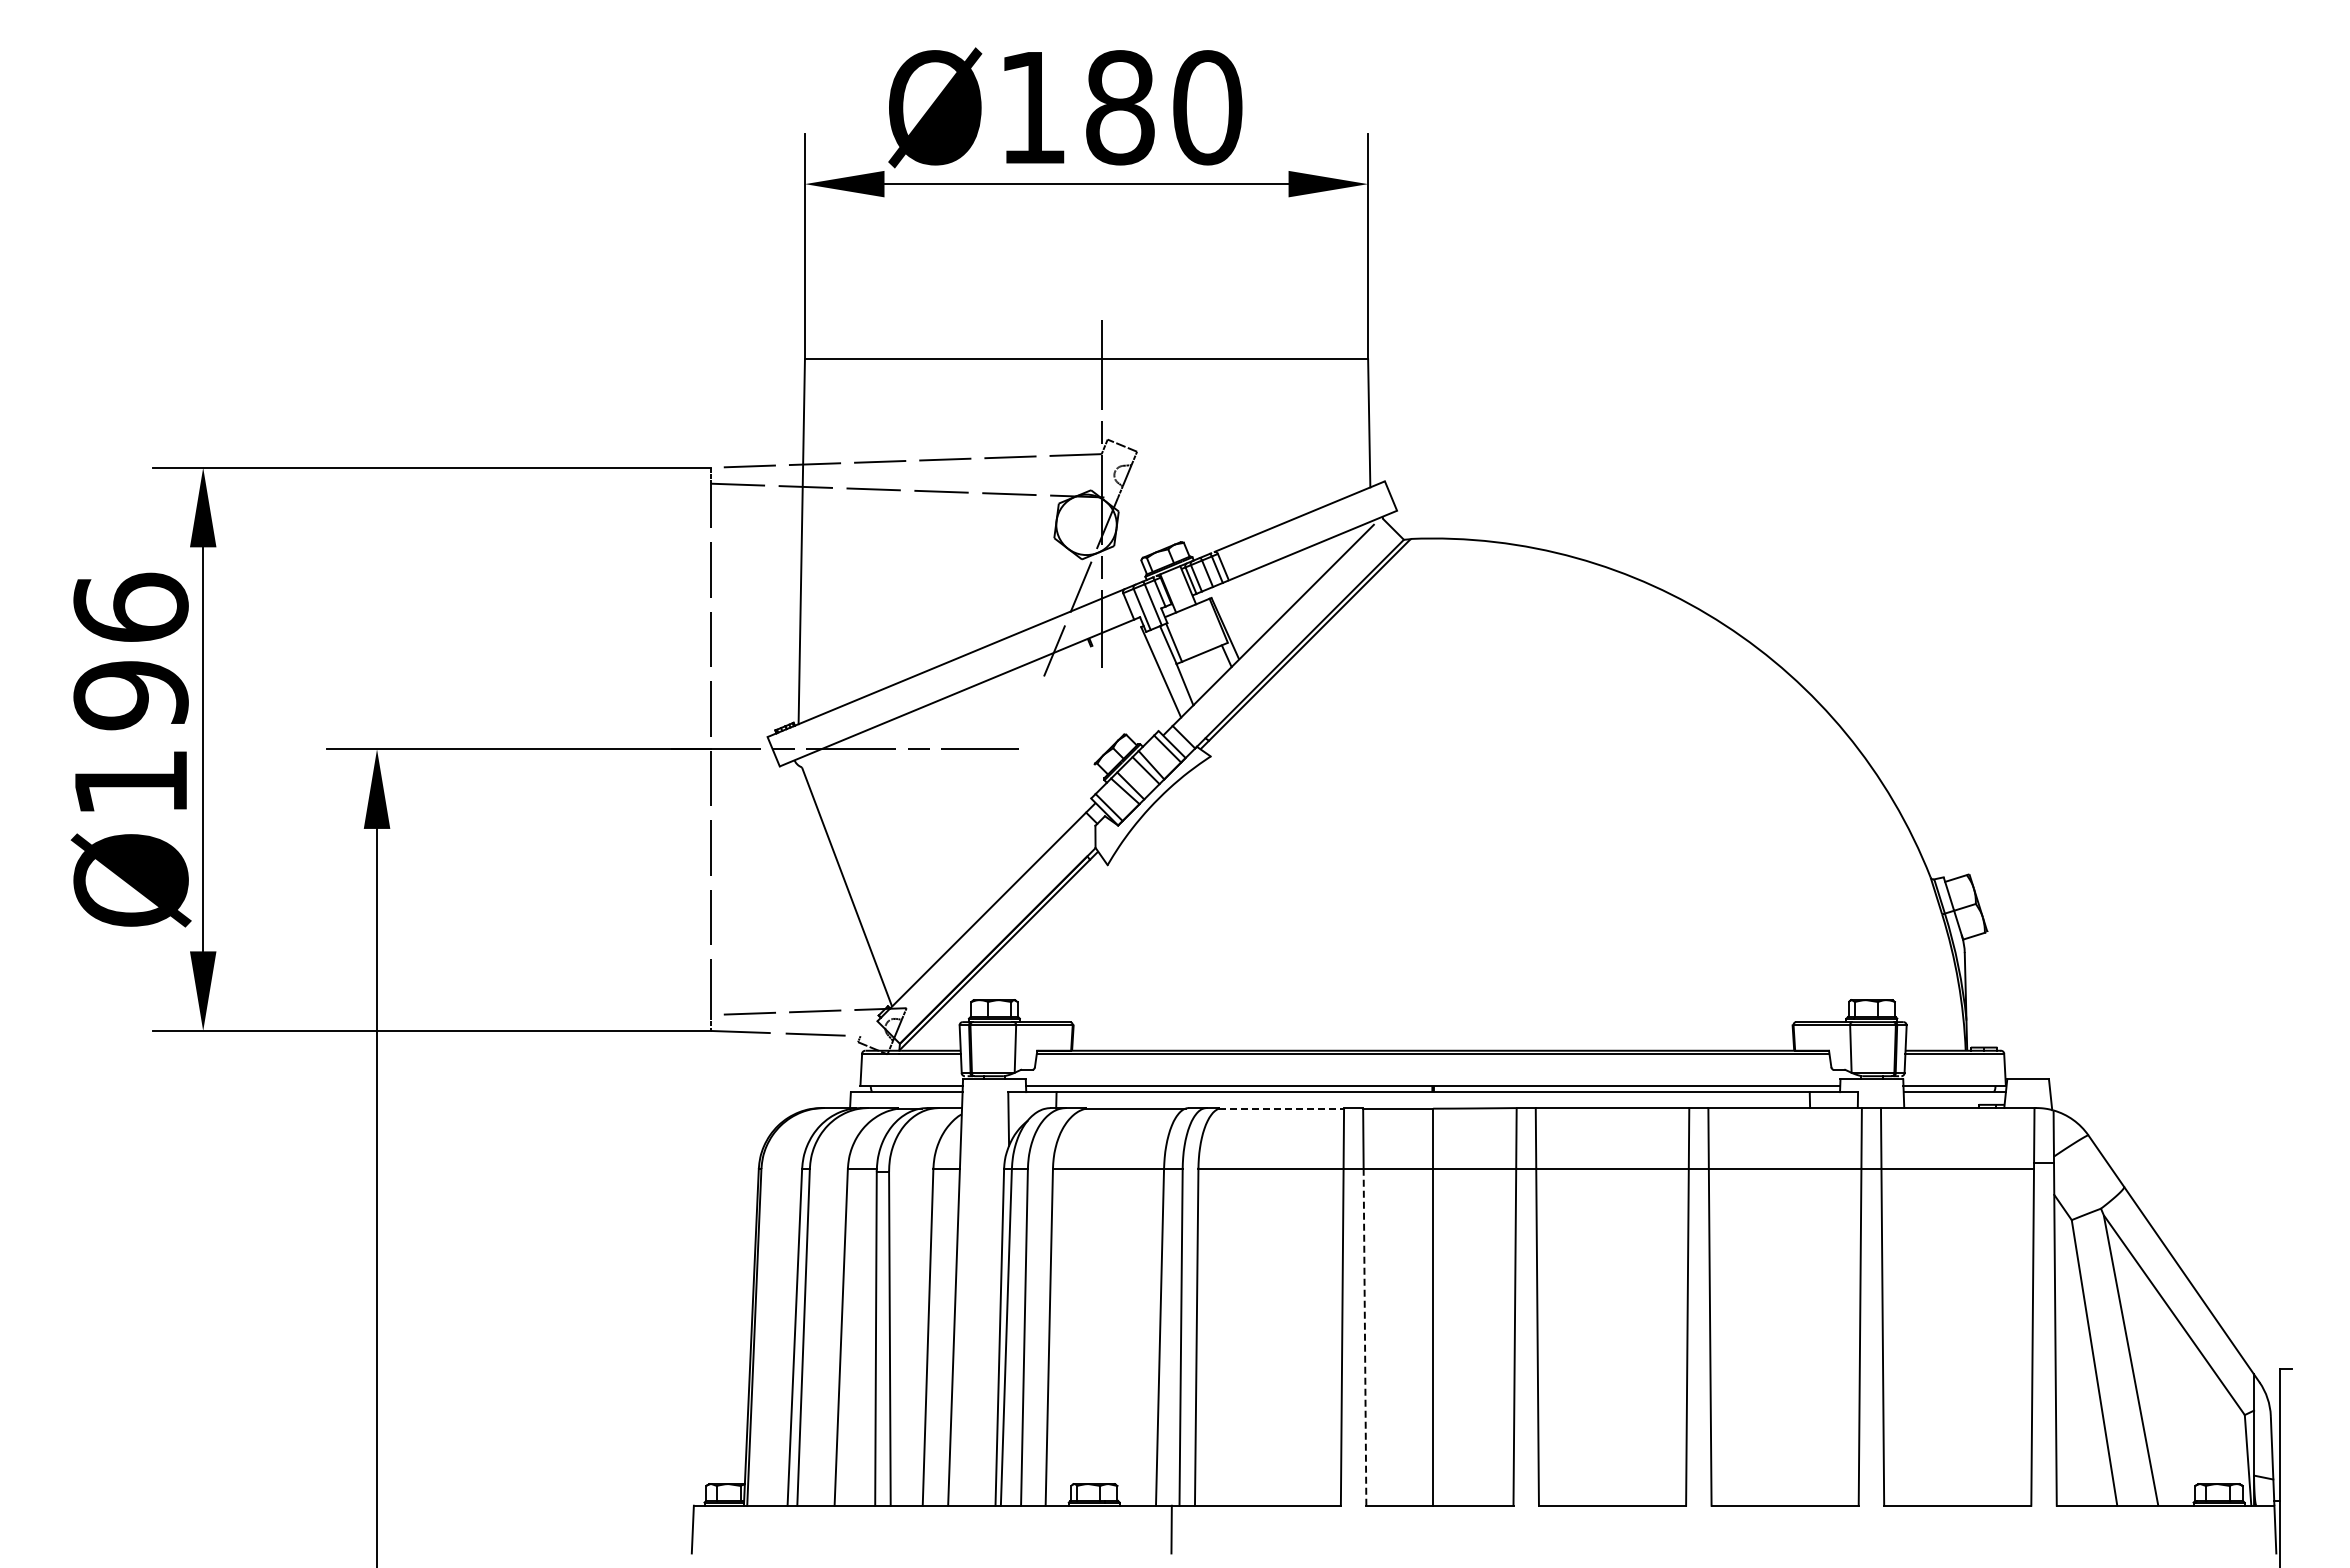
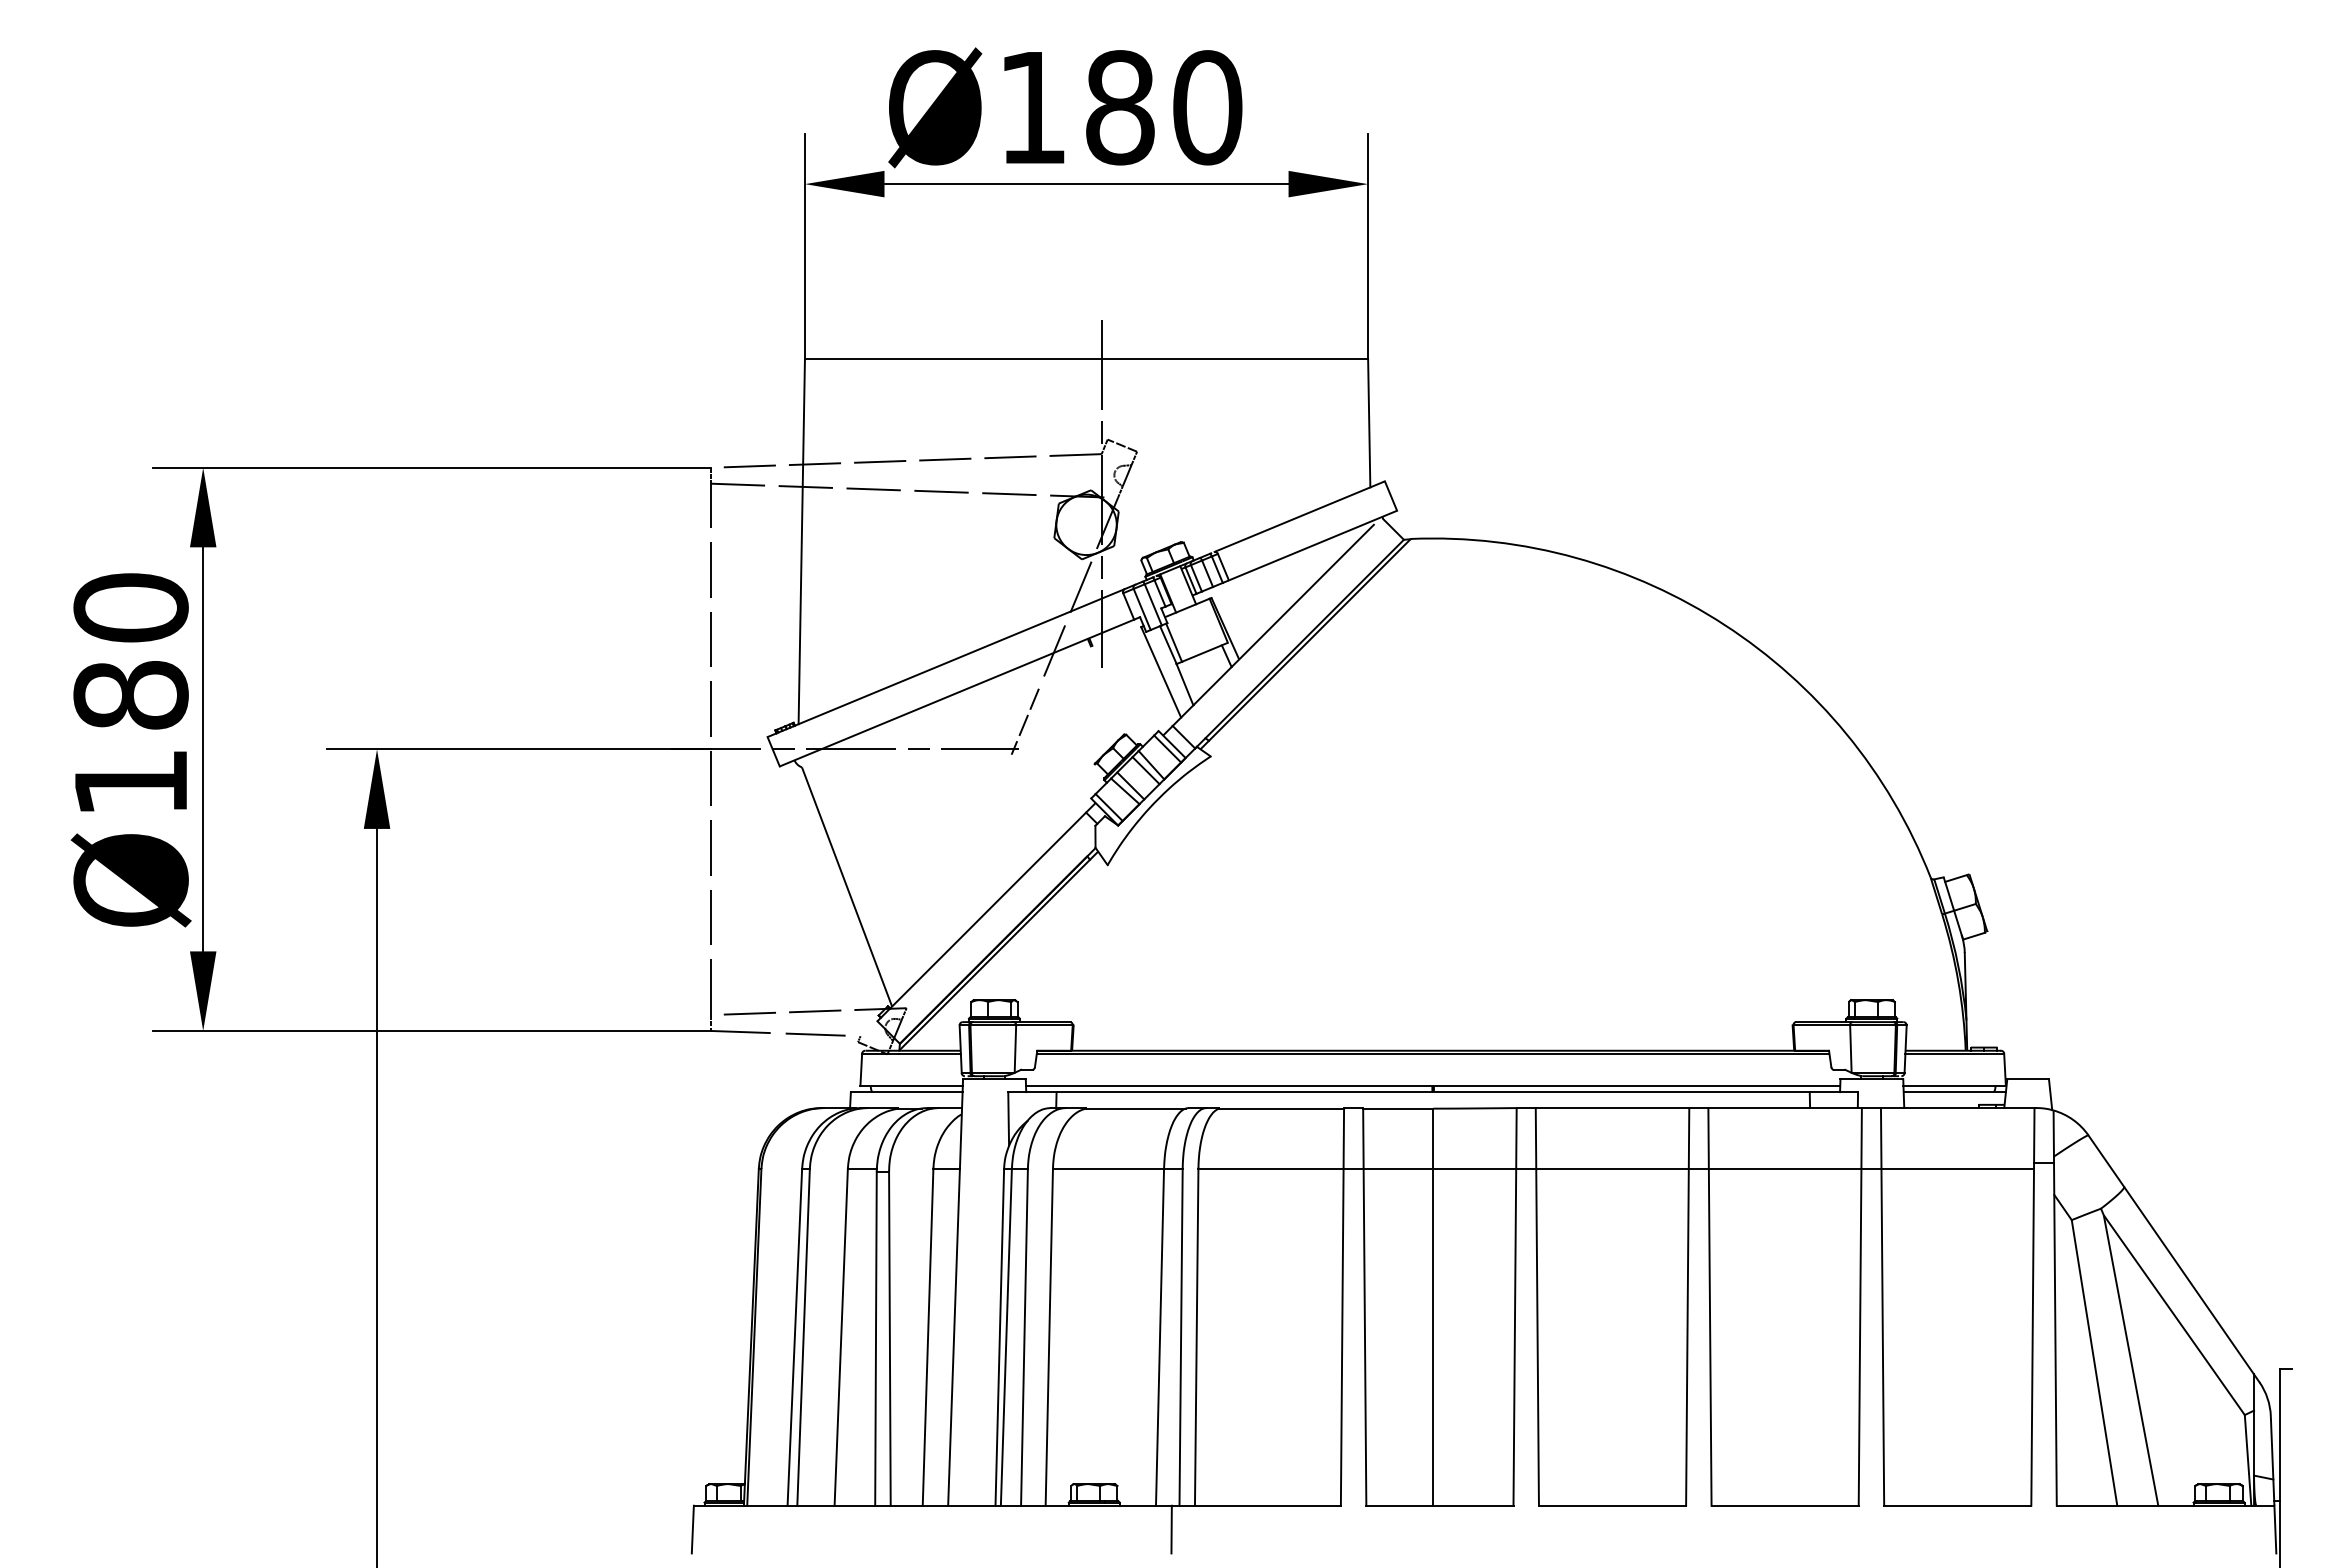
text: Ø196 -> Ø180 (130, 651)
line: none -> present (1024, 721)
line: dashed -> solid (1281, 1108)
line: dashed -> solid (1364, 1336)
